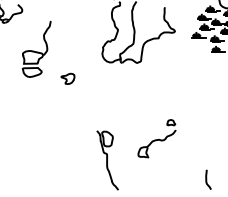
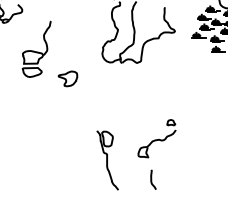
part size: 16x13 px -> 22x18 px (67, 78)
curve position: (207, 179) -> (152, 179) (152, 179)
